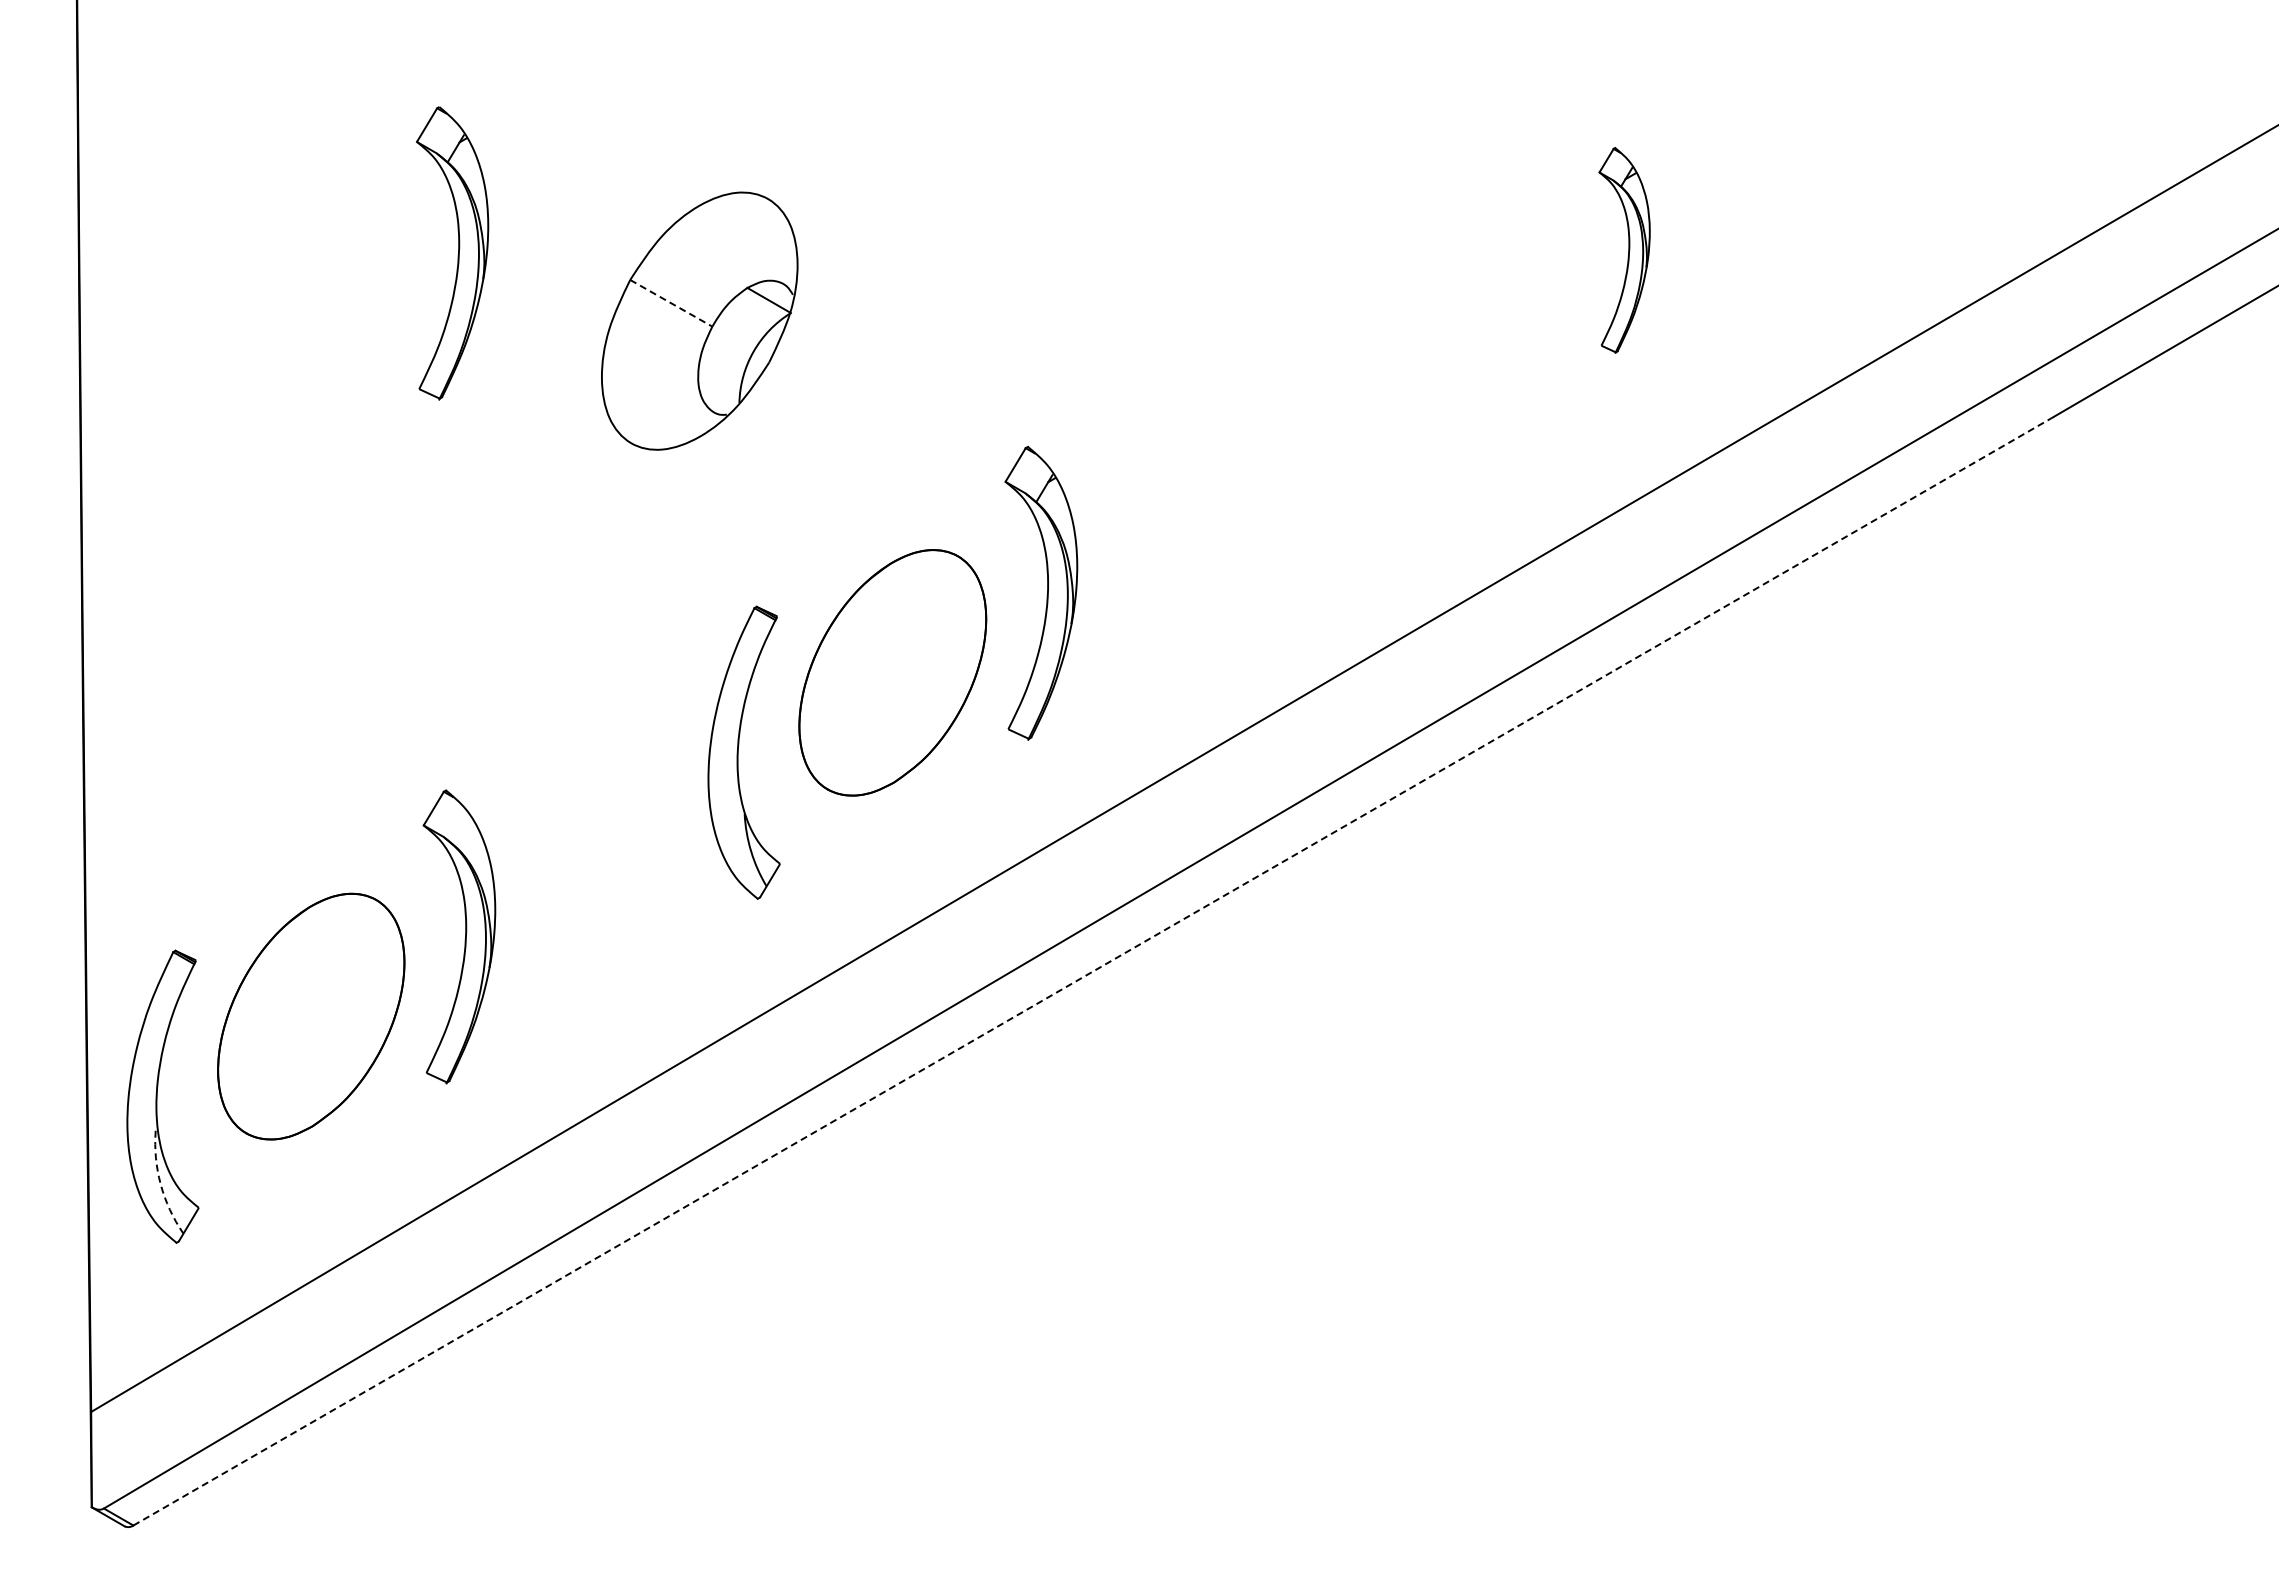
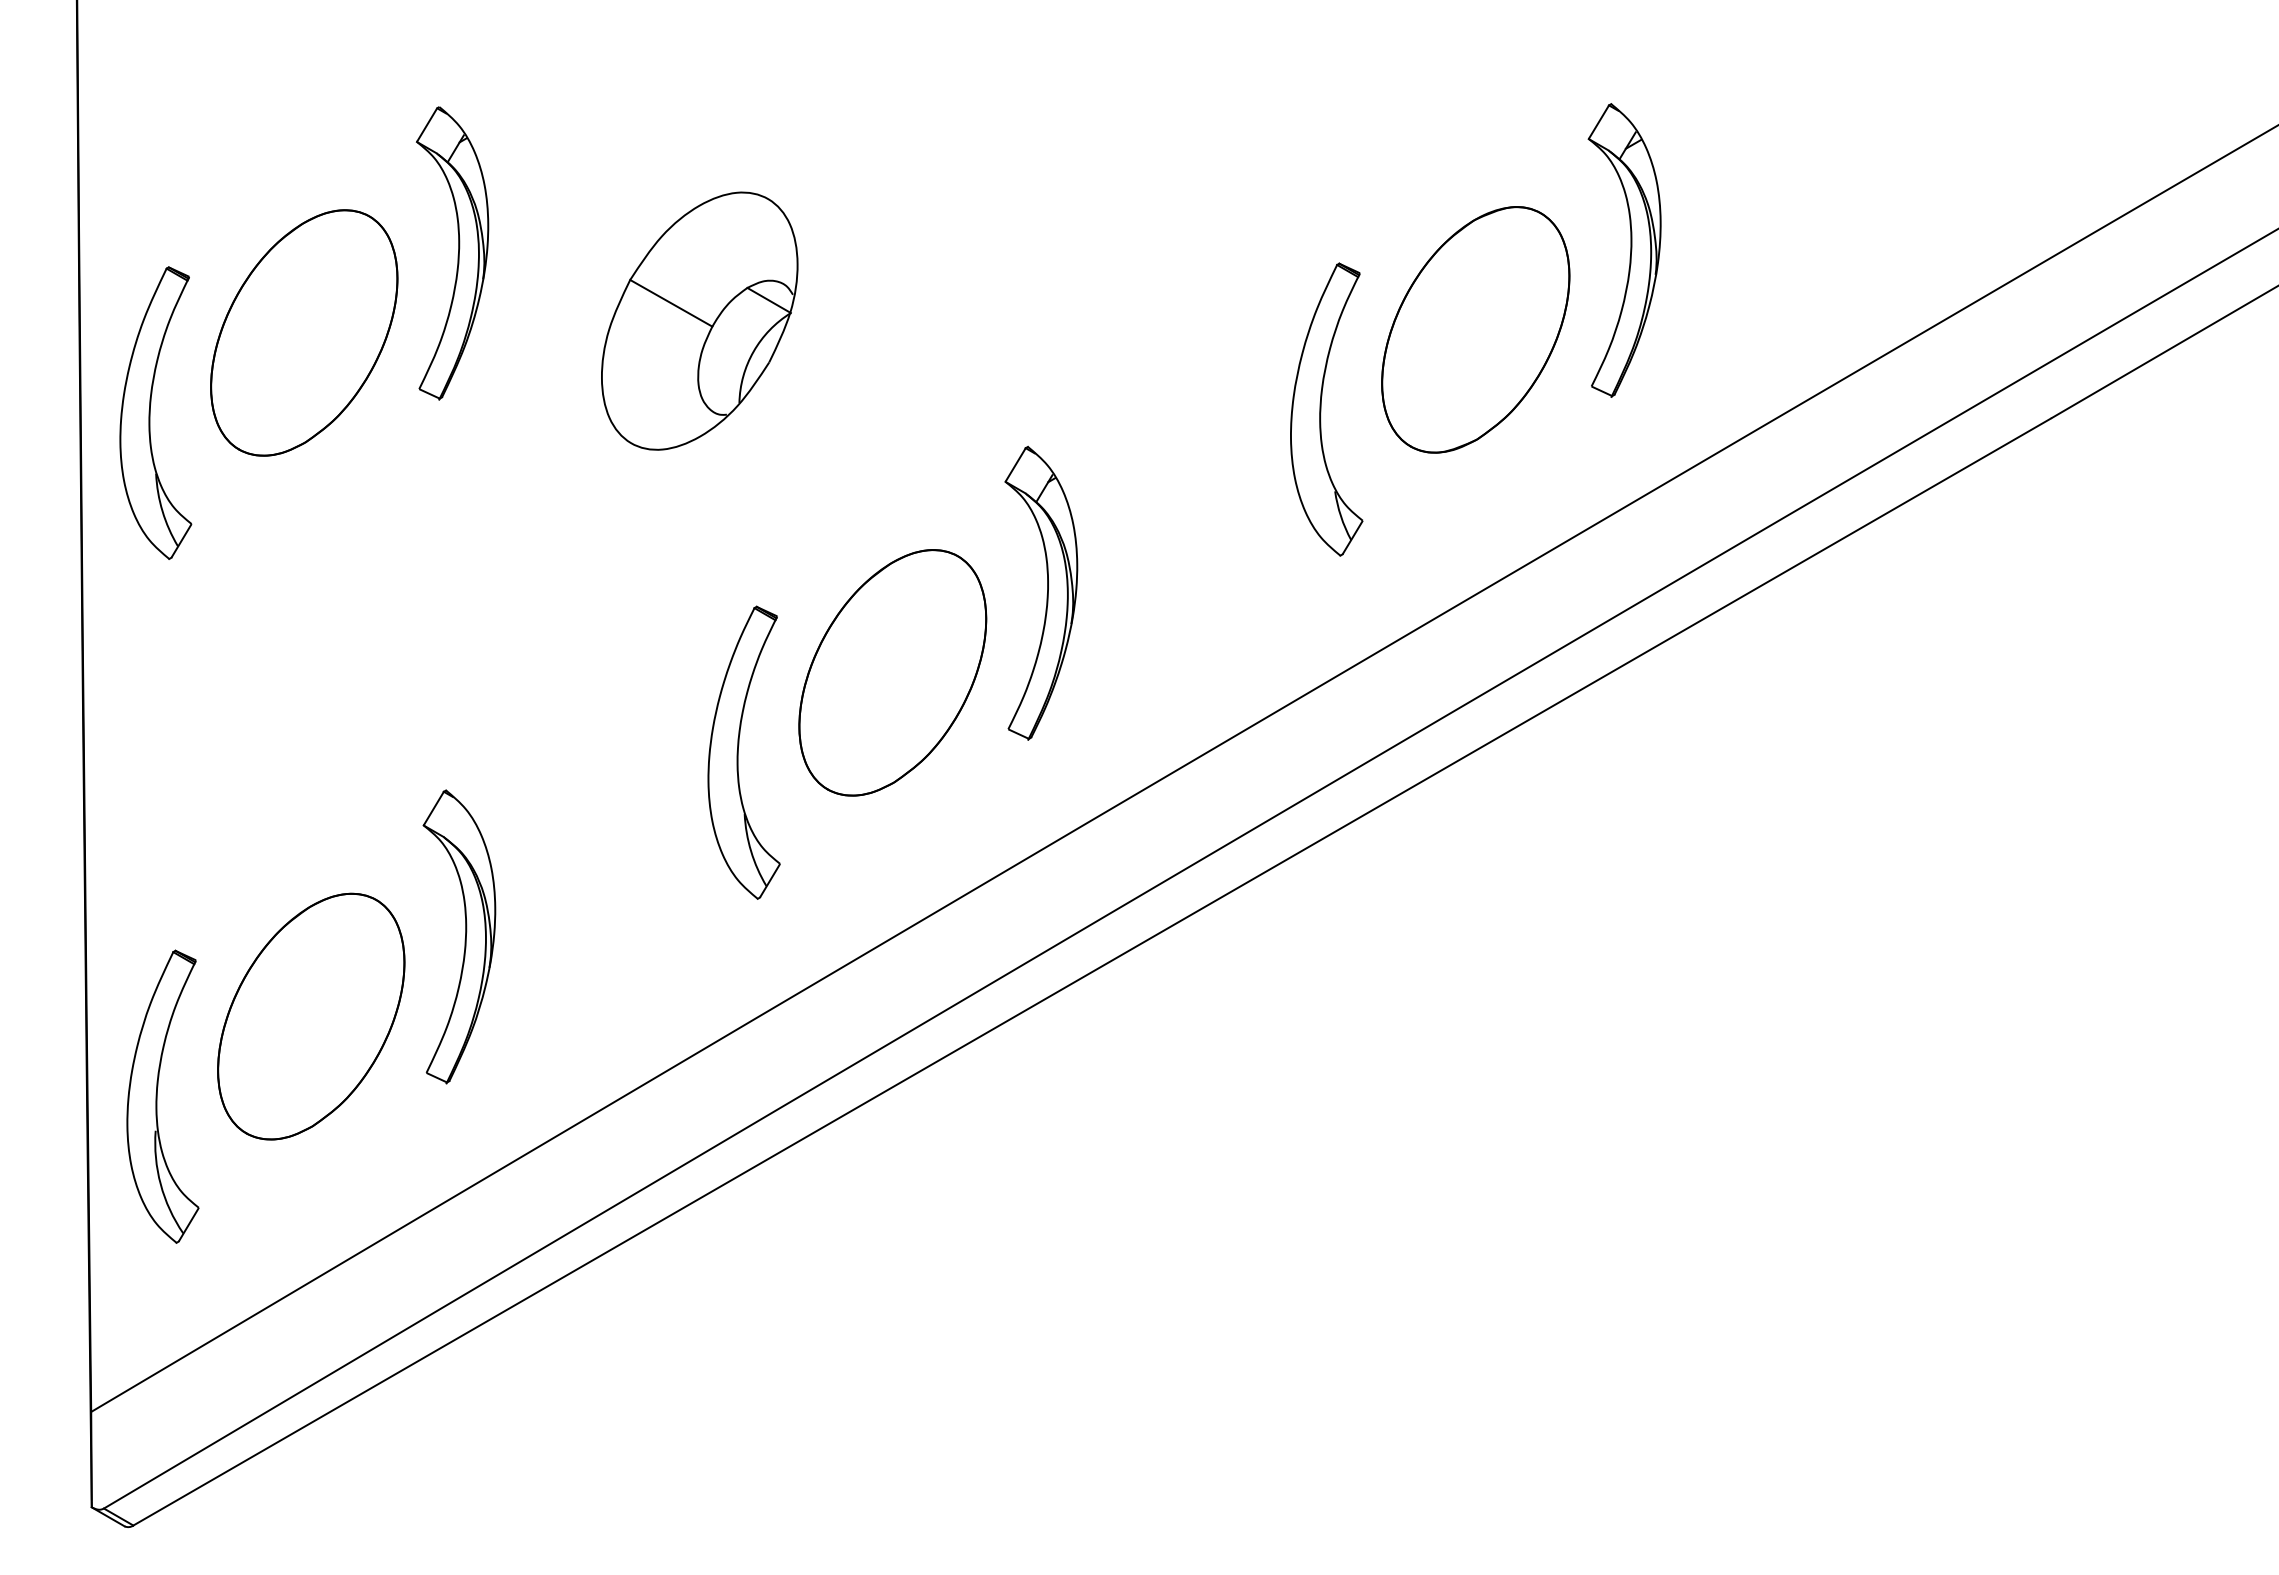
part size: 53x207 px -> 75x295 px (1624, 250)
line: dashed -> solid (671, 303)
part: none -> present (1475, 329)
part: none -> present (304, 332)
part: none -> present (1326, 409)
part: none -> present (155, 412)
line: dashed -> solid (1092, 971)
arc: dashed -> solid (160, 1184)
